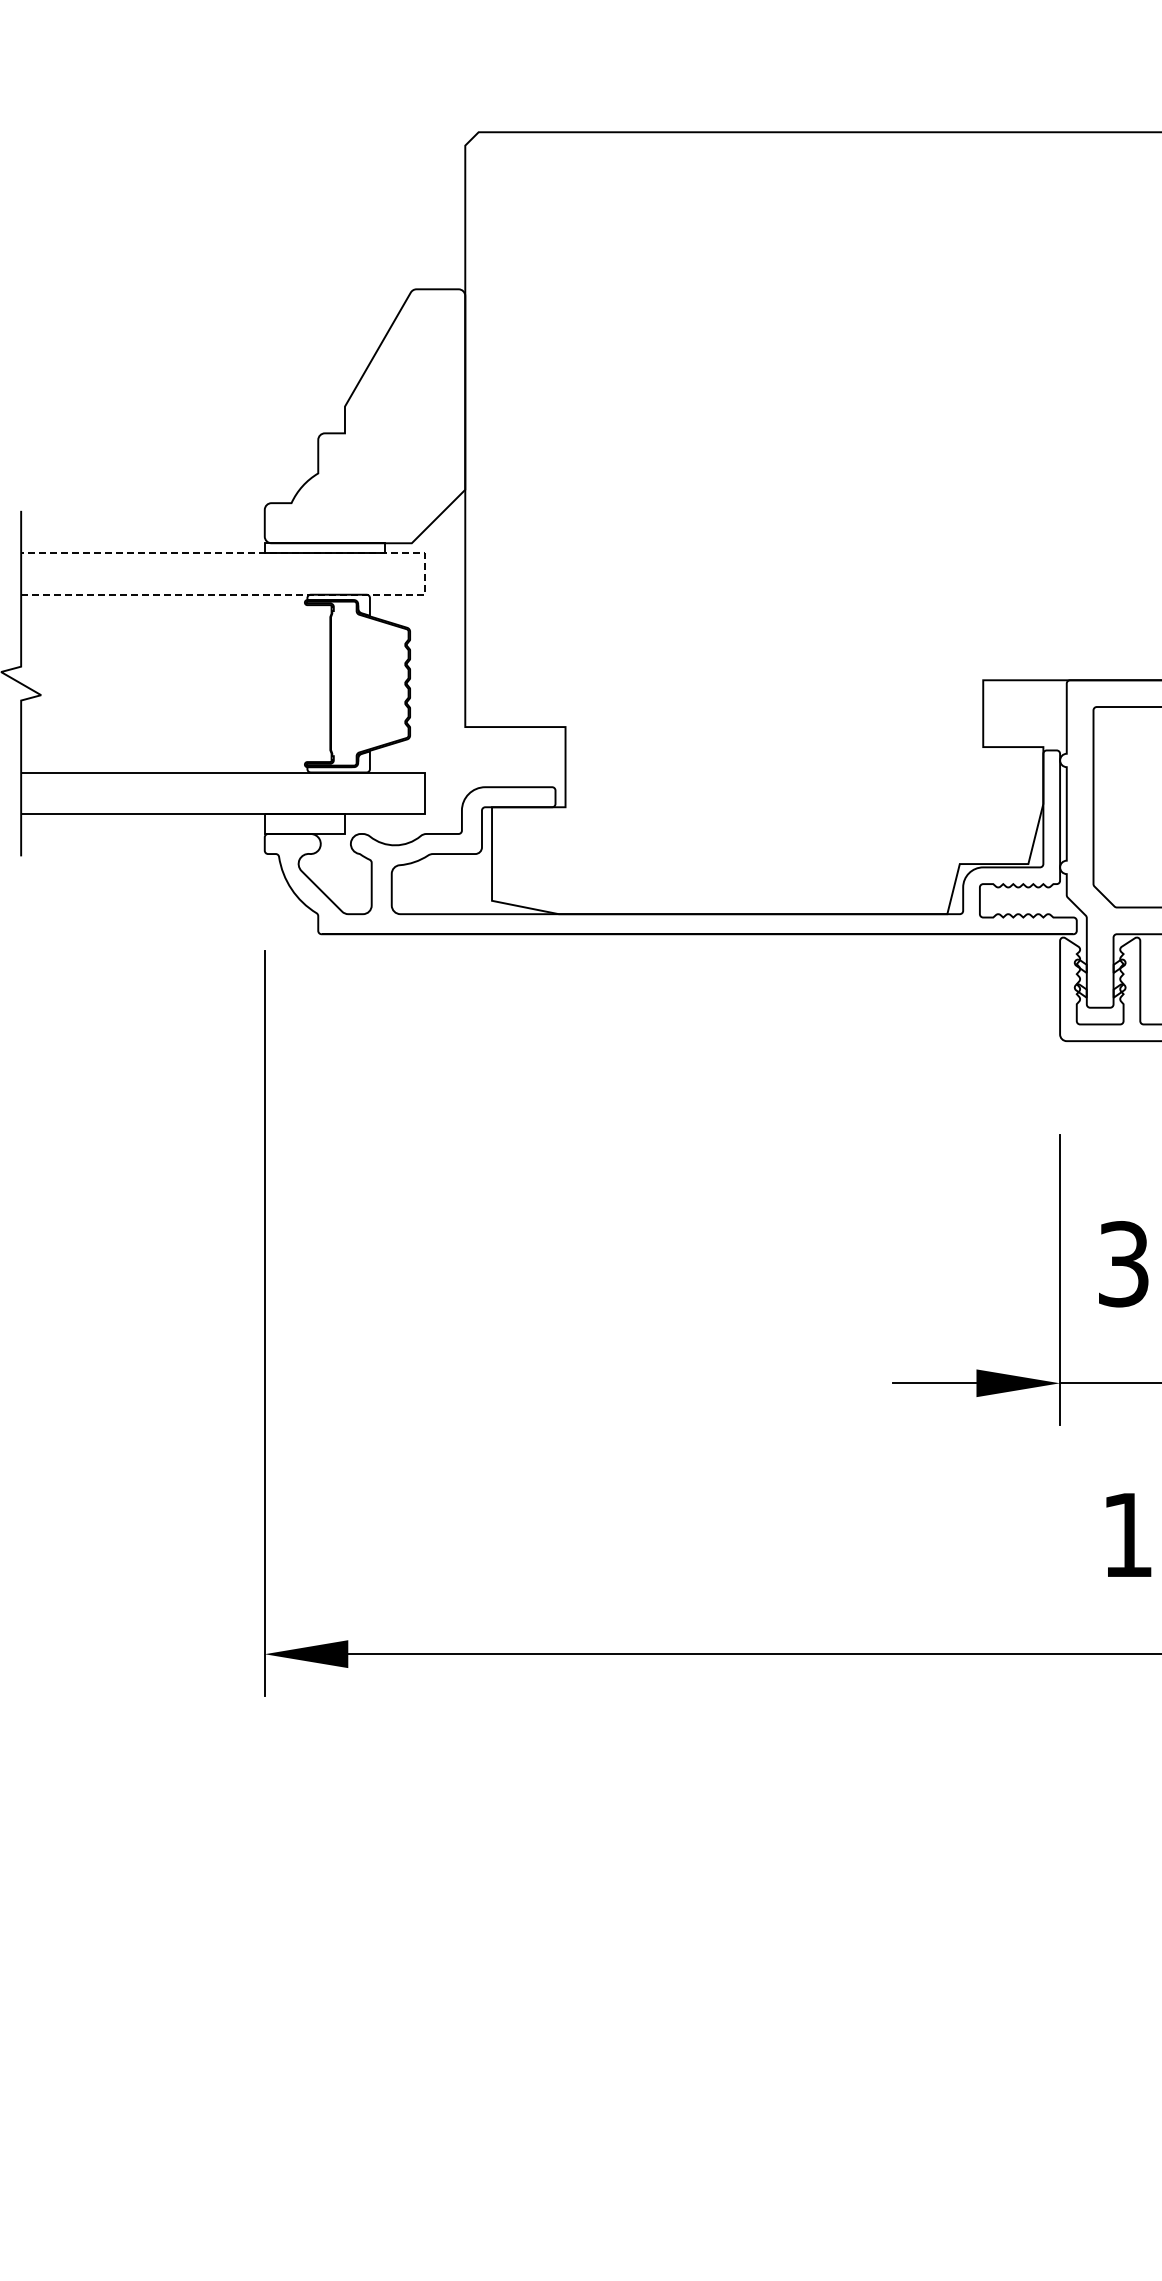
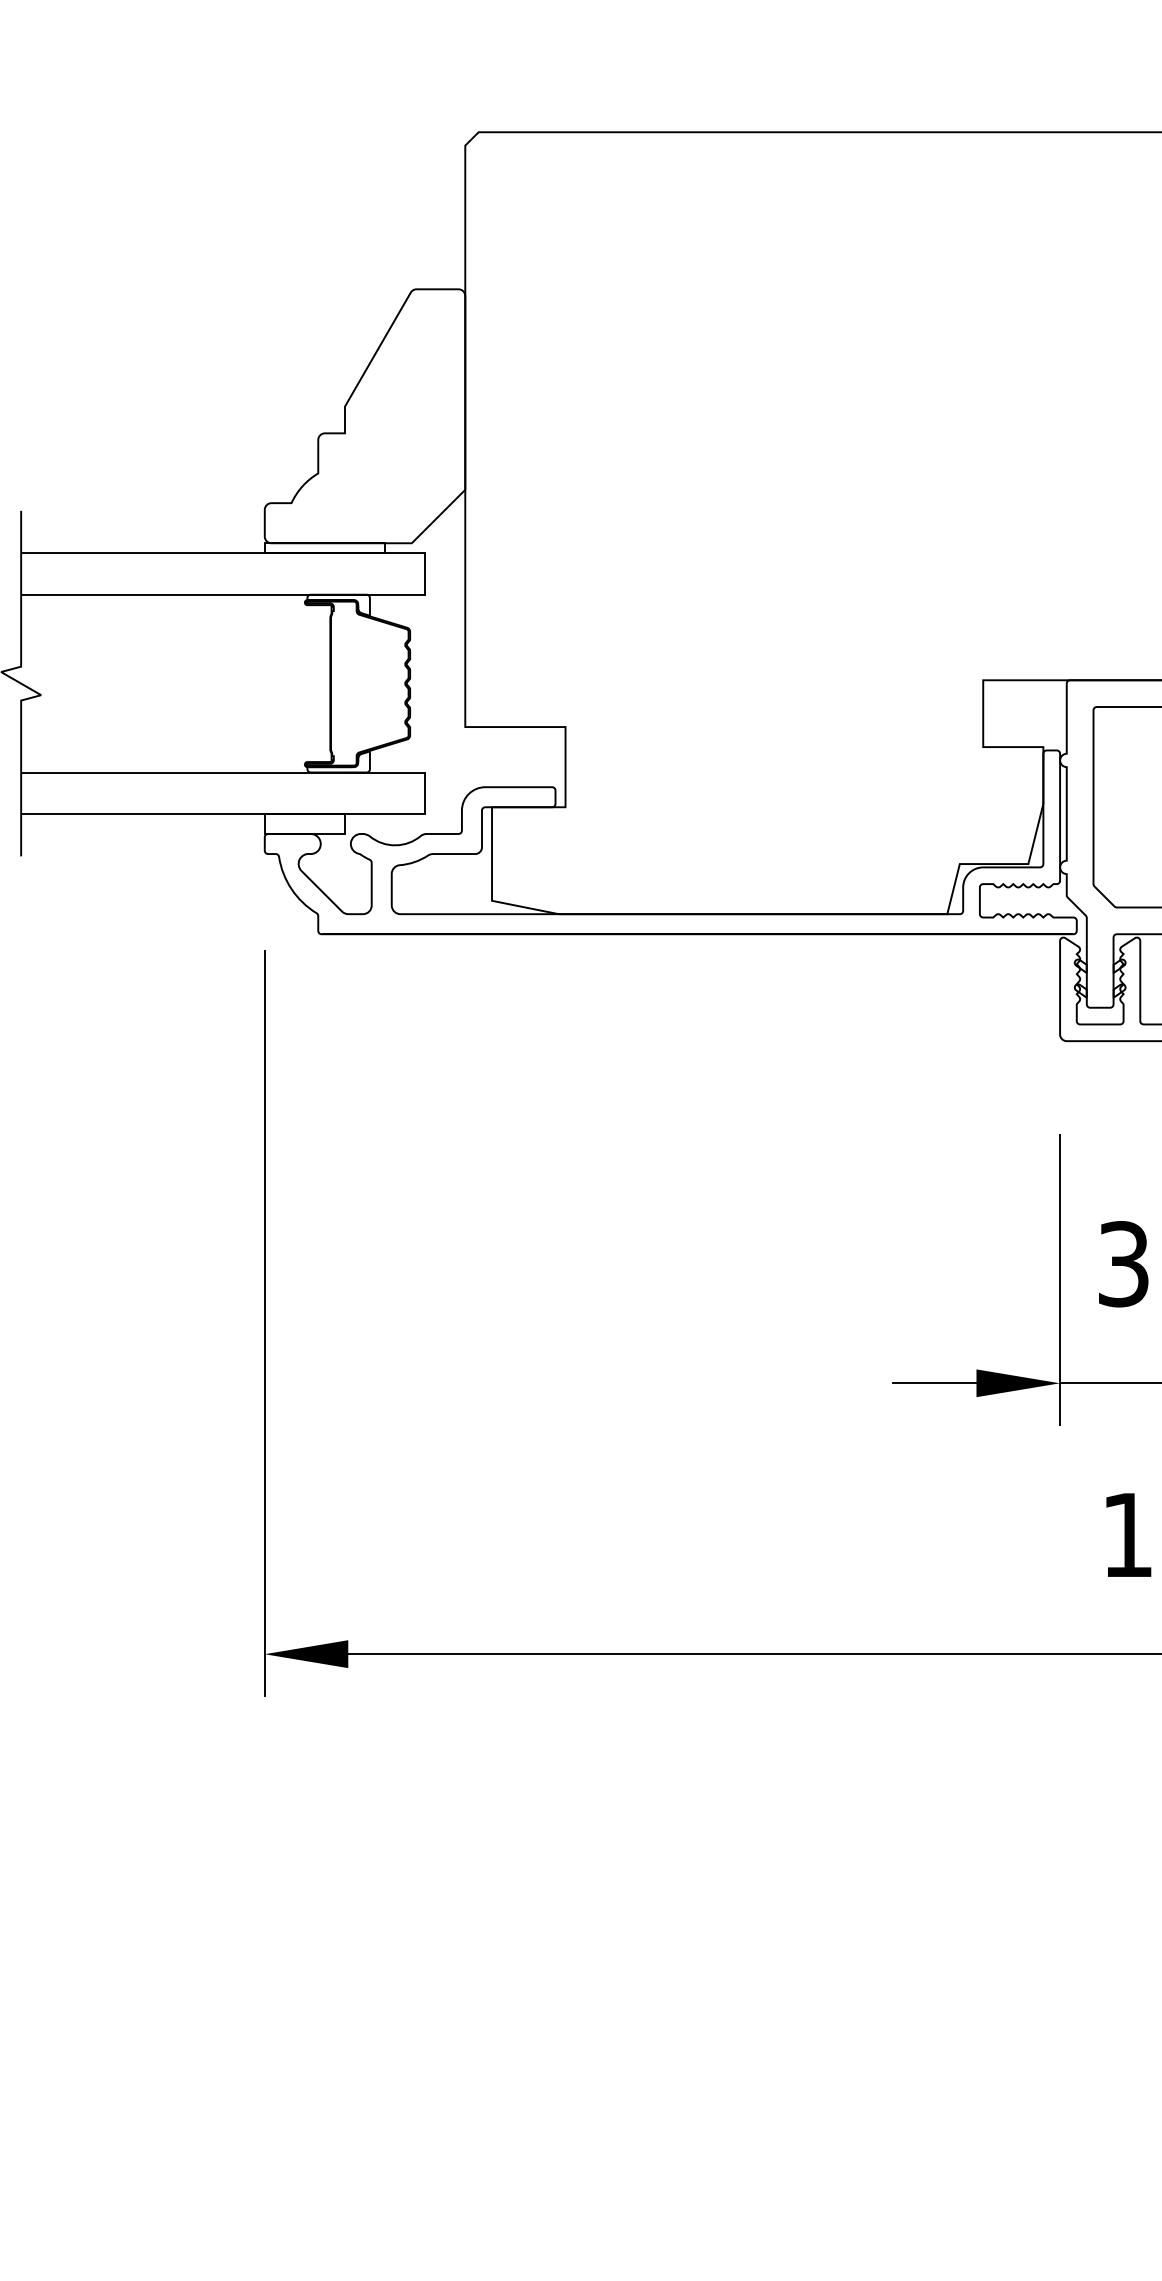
line: dashed -> solid (425, 574)
